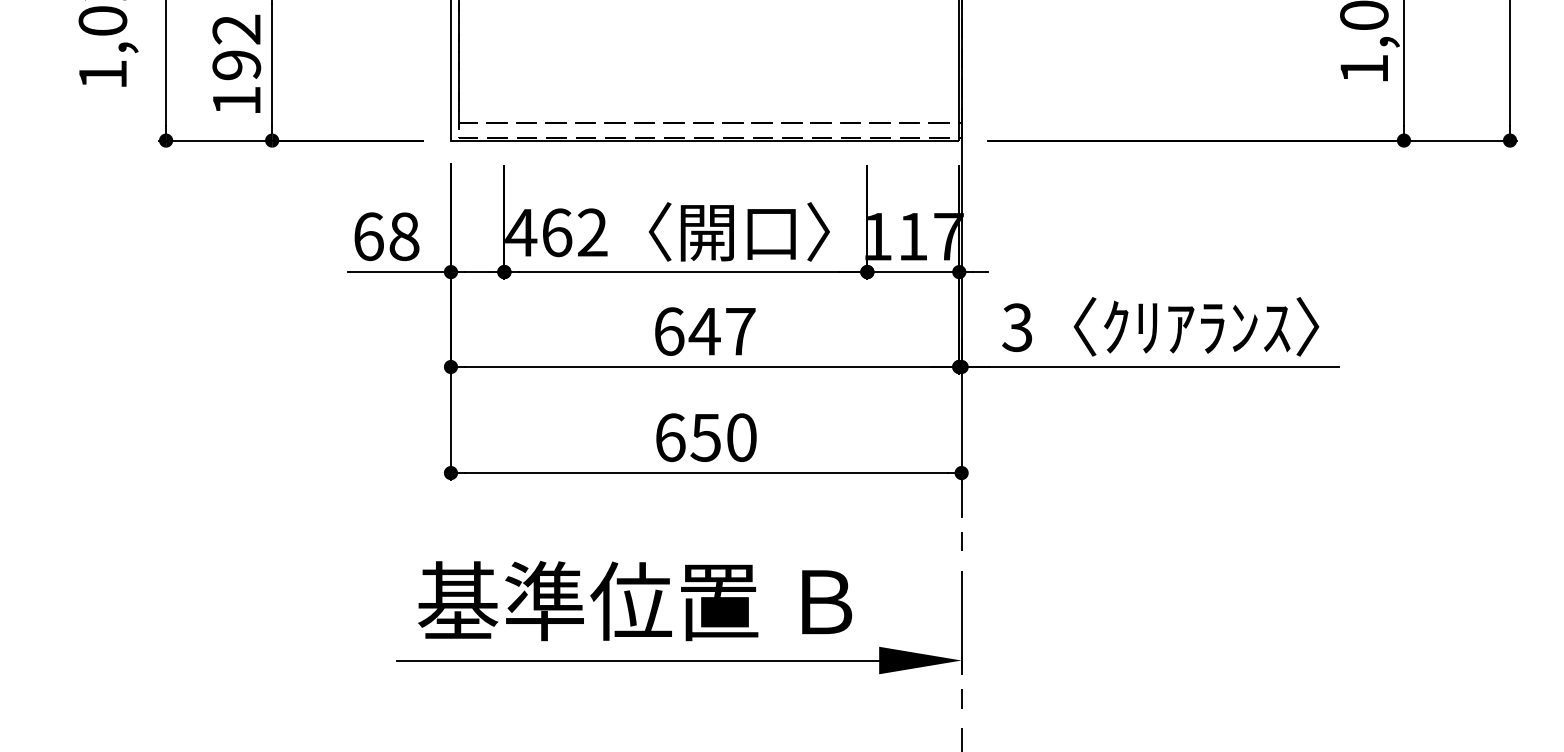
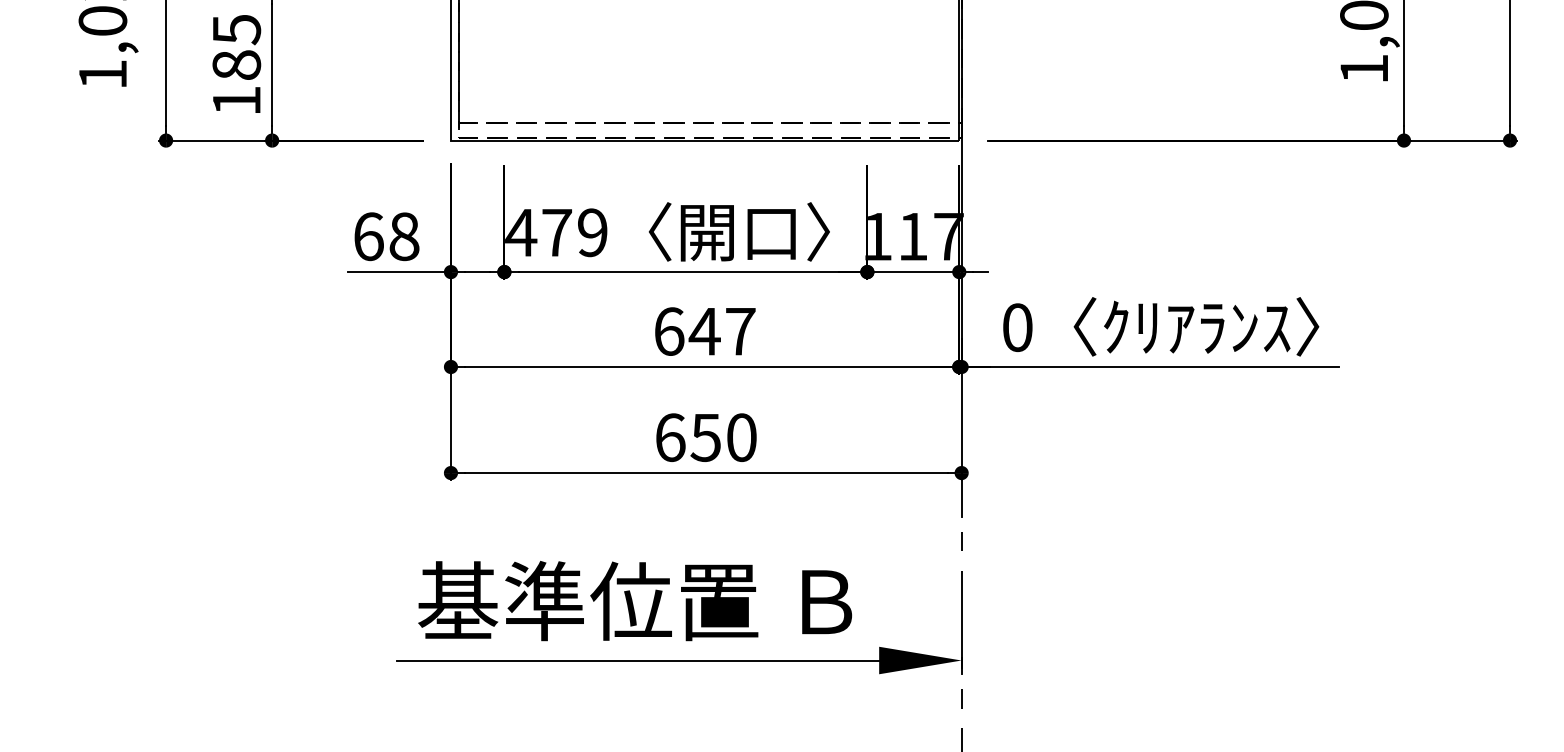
text: 192 -> 185 (236, 47)
text: 462 -> 479 (574, 232)
text: 3 -> 0 (1017, 327)
